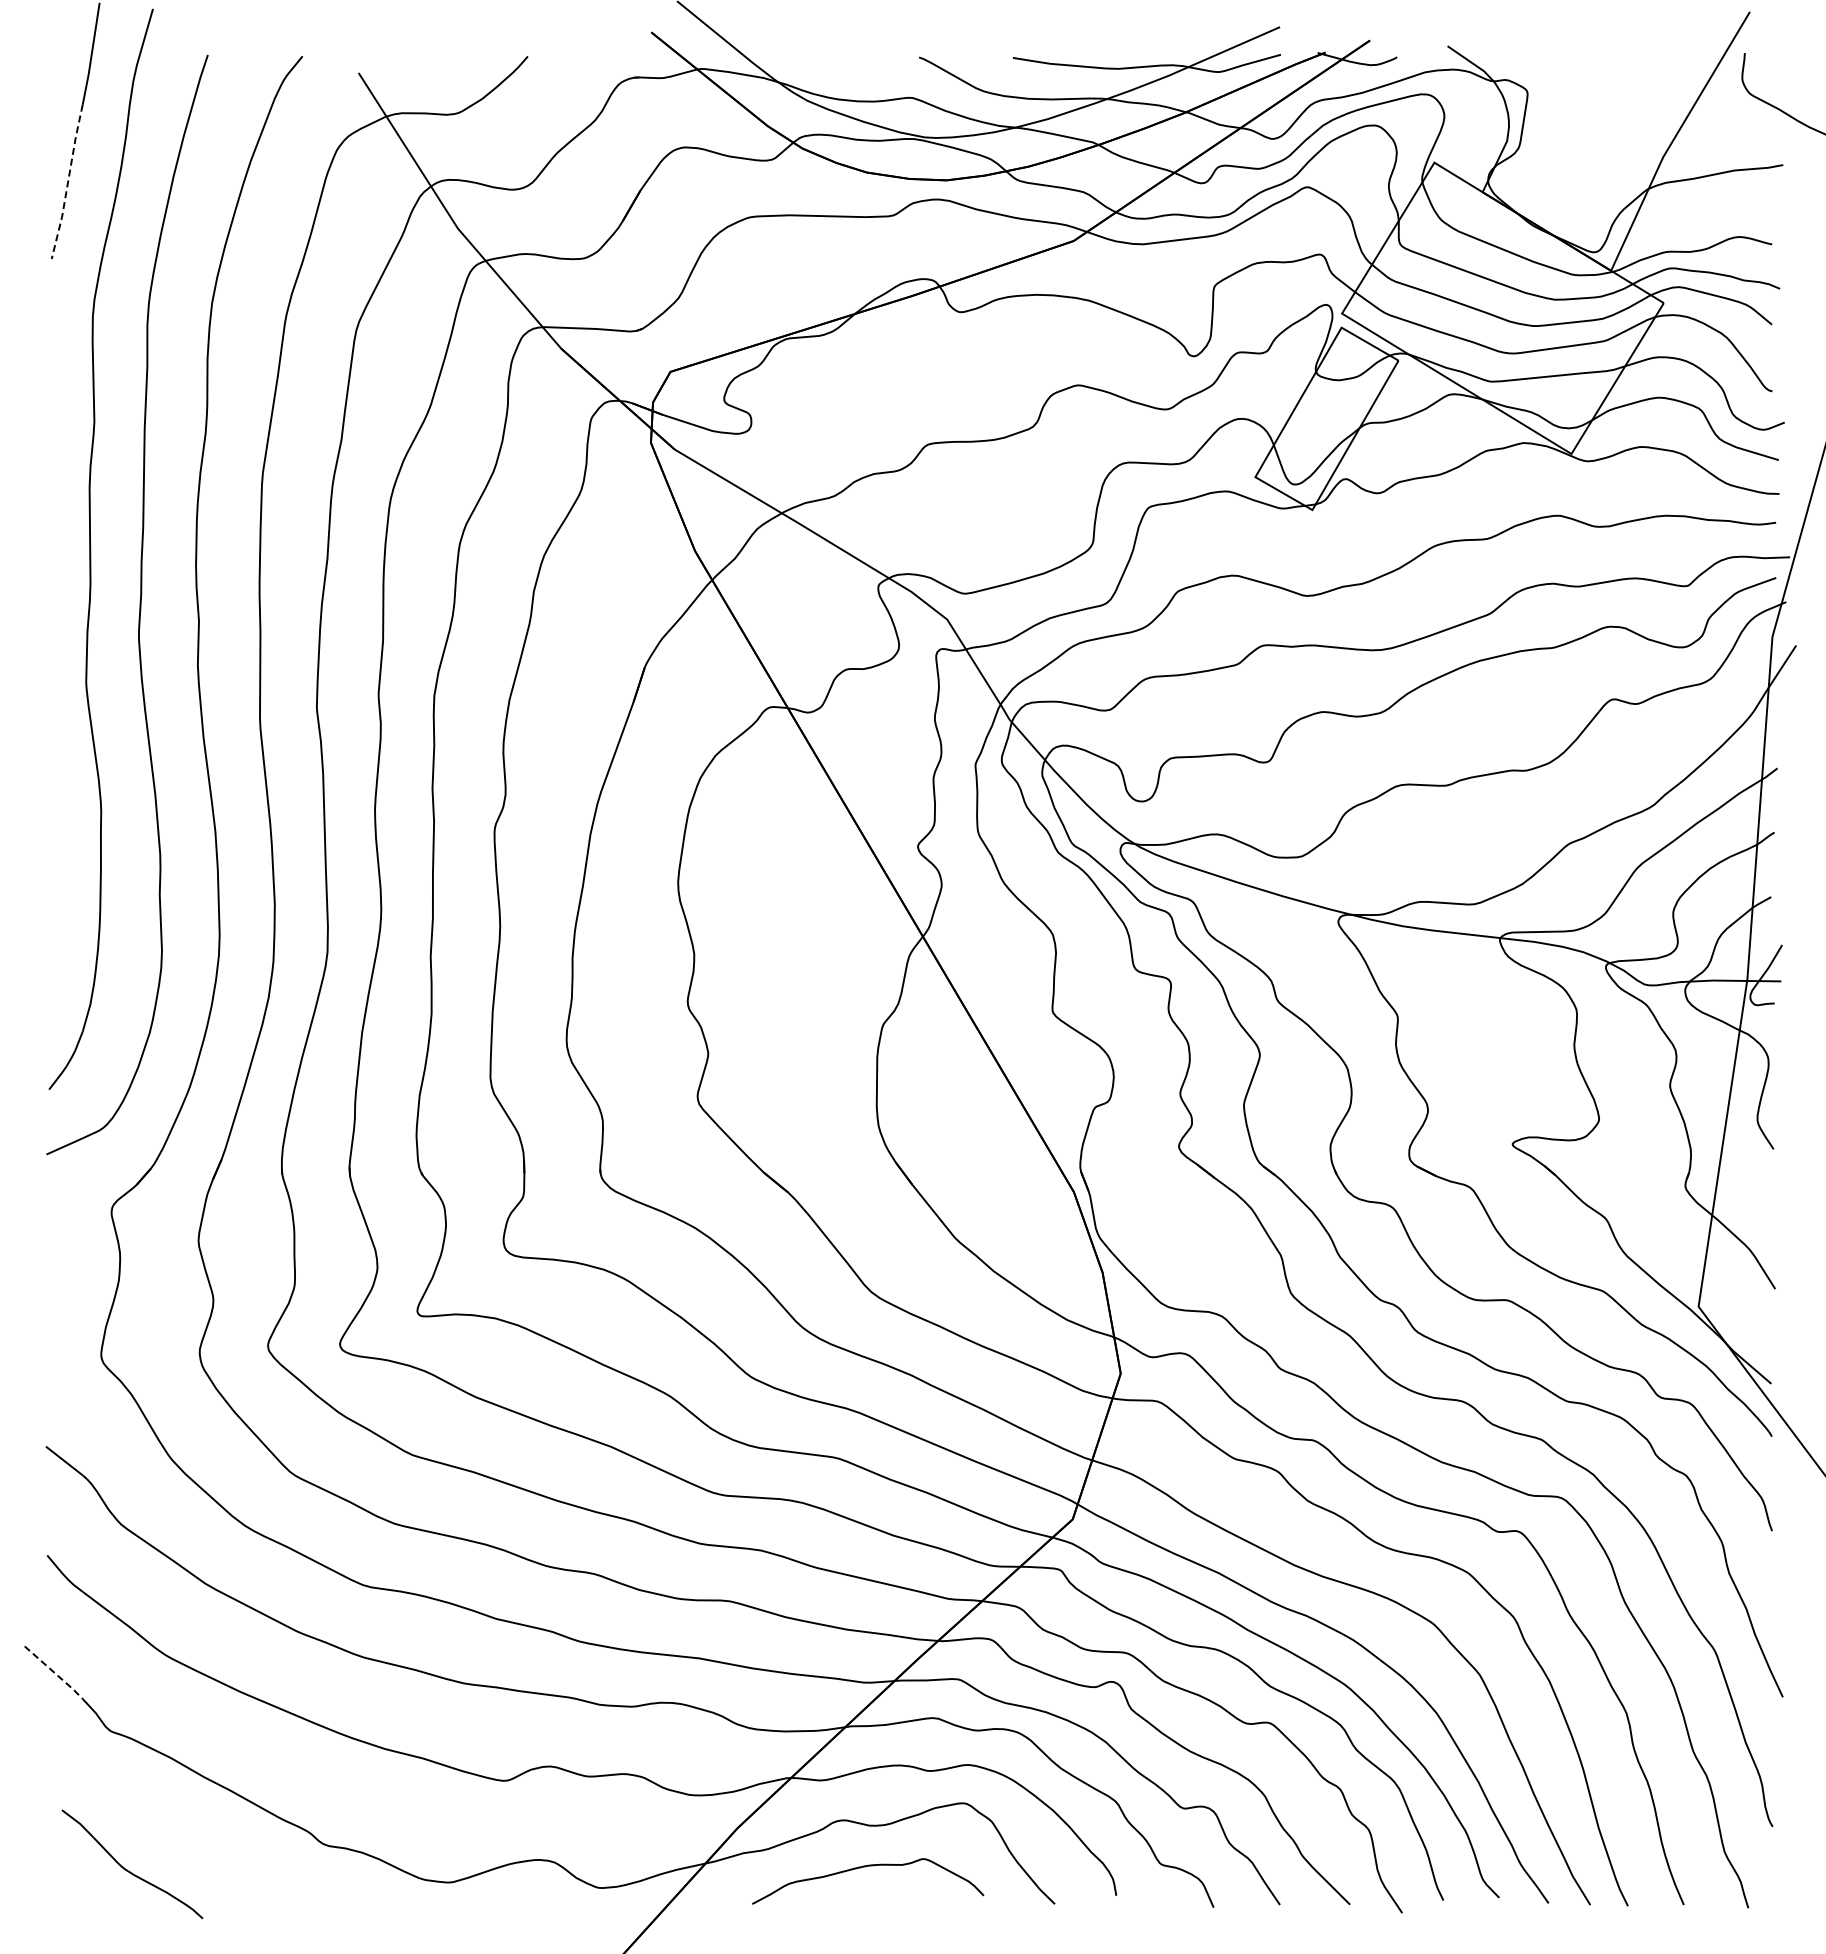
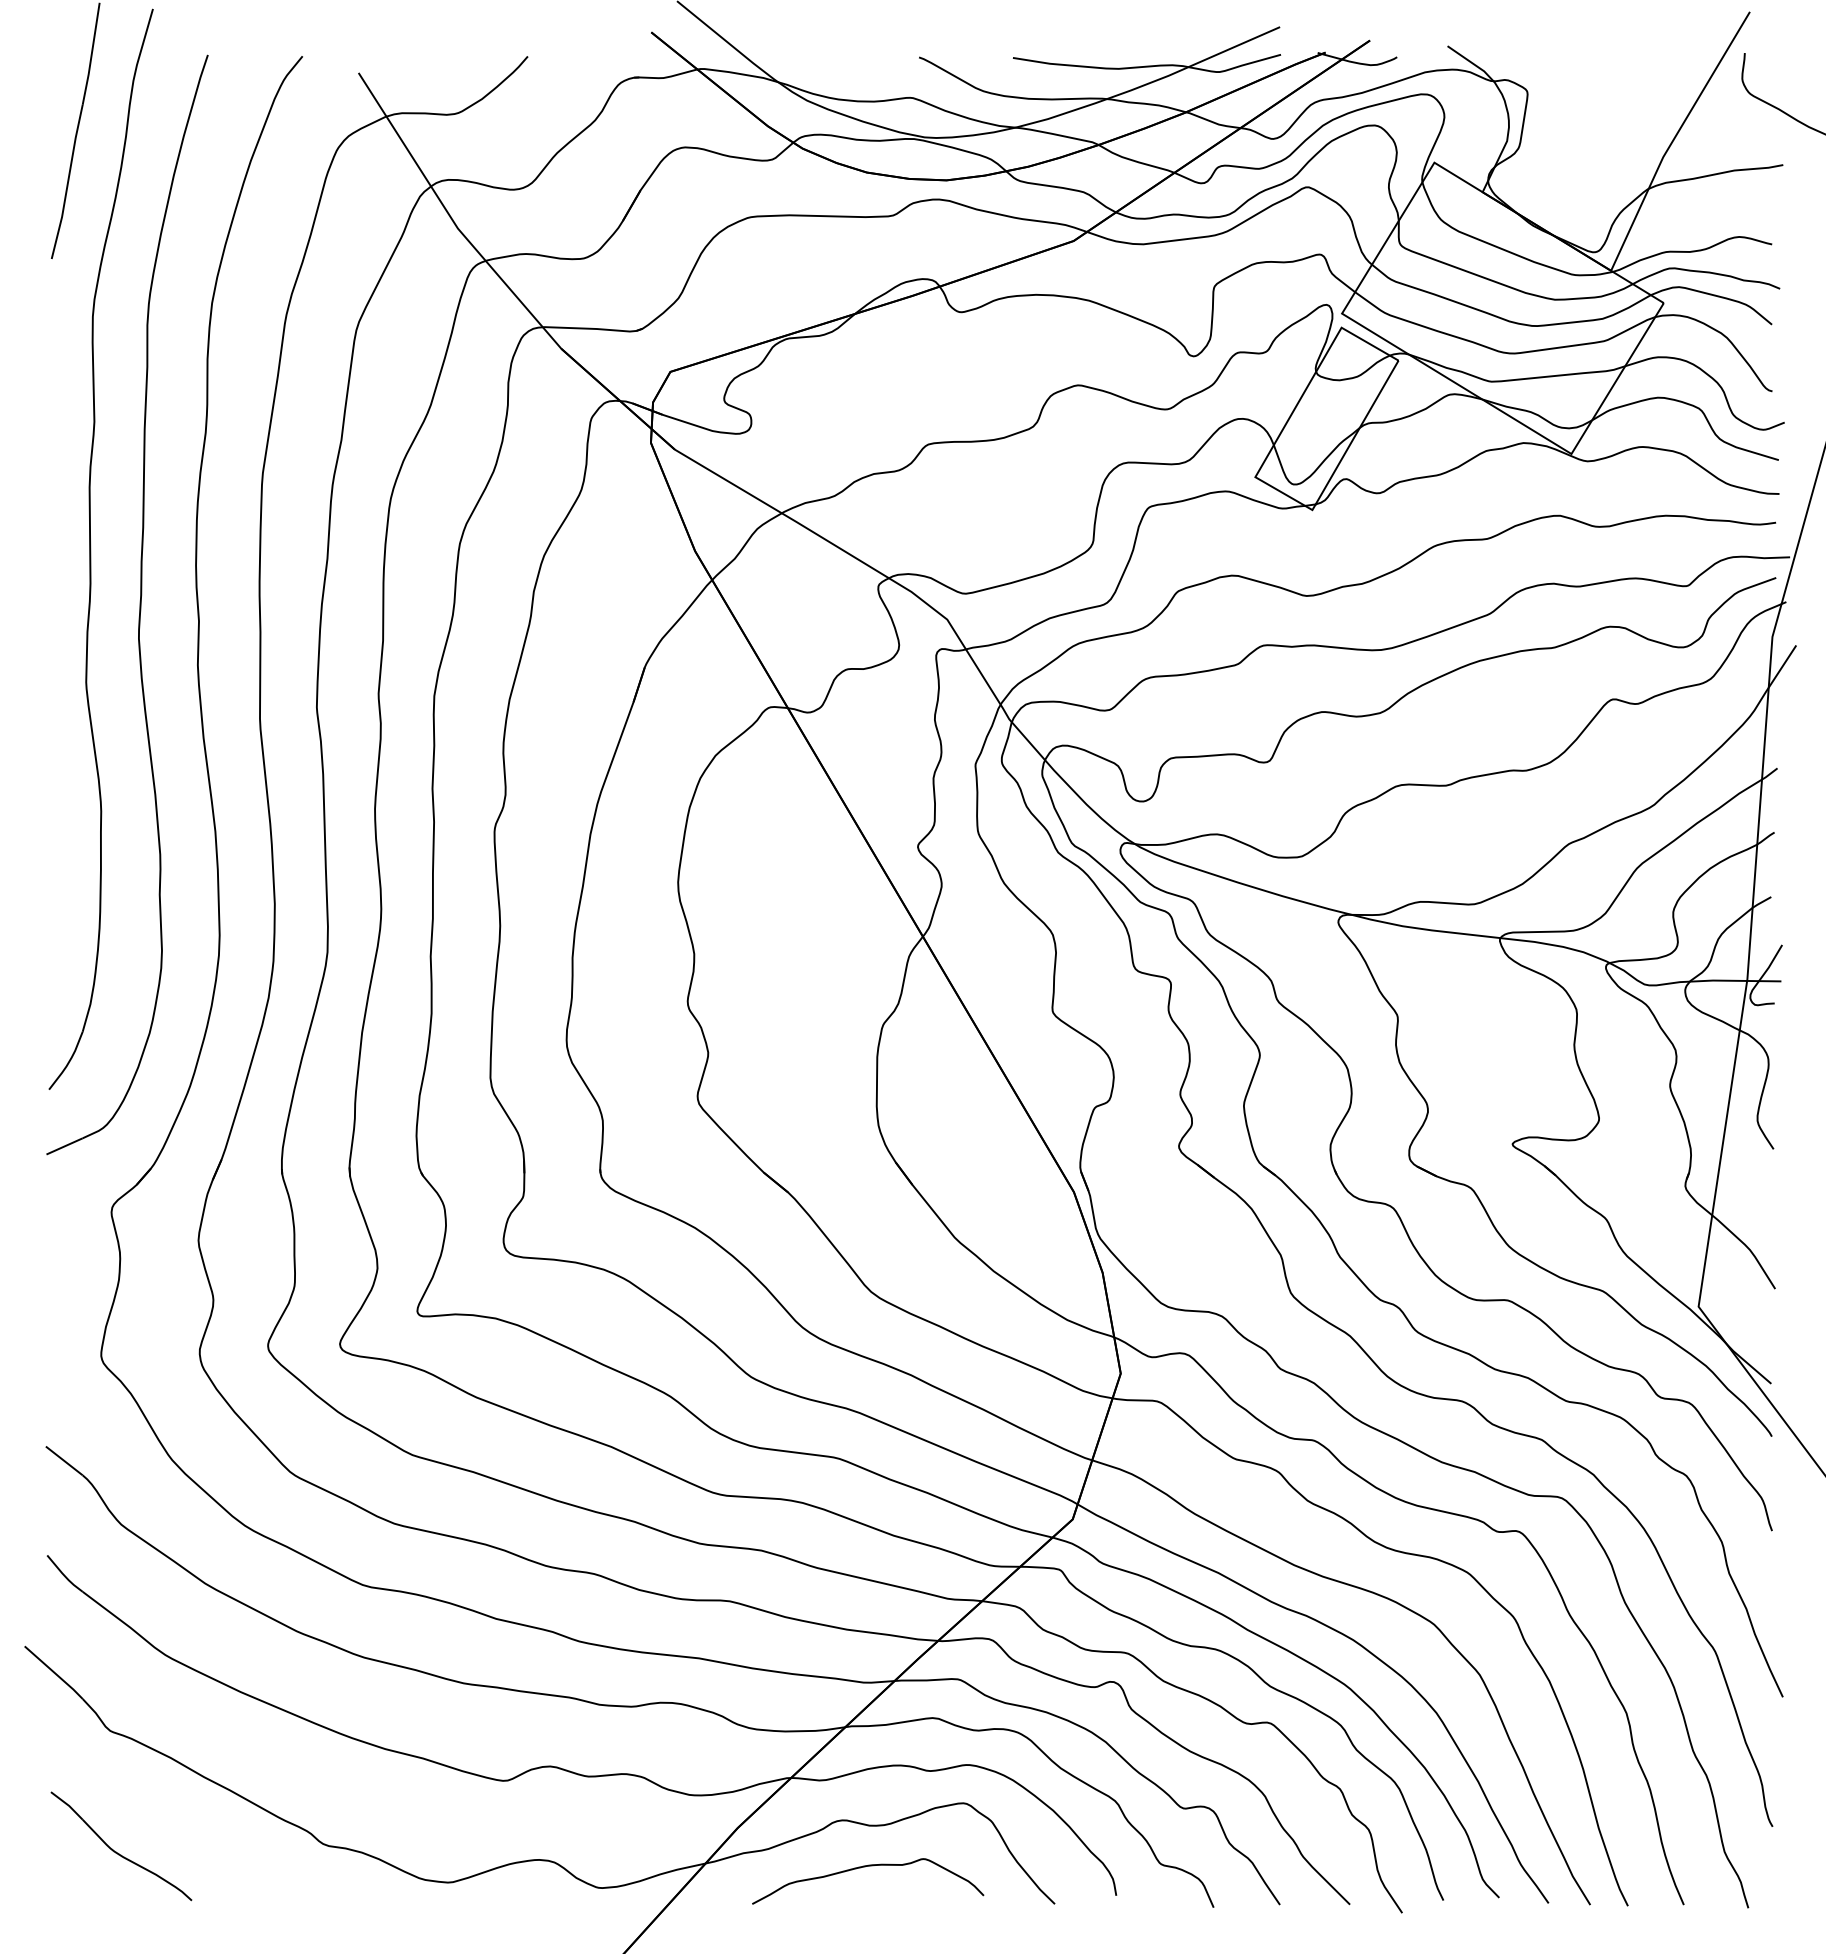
line: dashed -> solid (67, 182)
line: dashed -> solid (54, 1673)
part position: (127, 1869) -> (116, 1851) (116, 1851)
